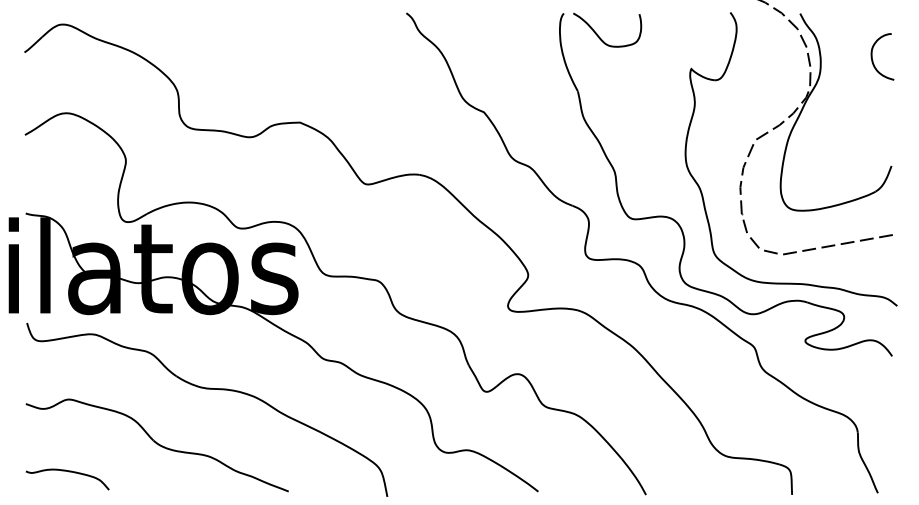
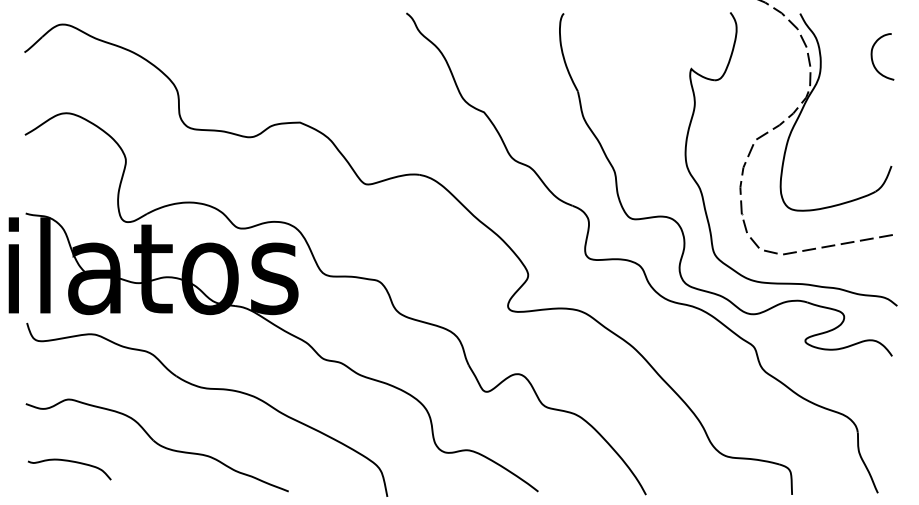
curve: present -> none (599, 36)
curve position: (68, 472) -> (70, 462) (70, 462)
